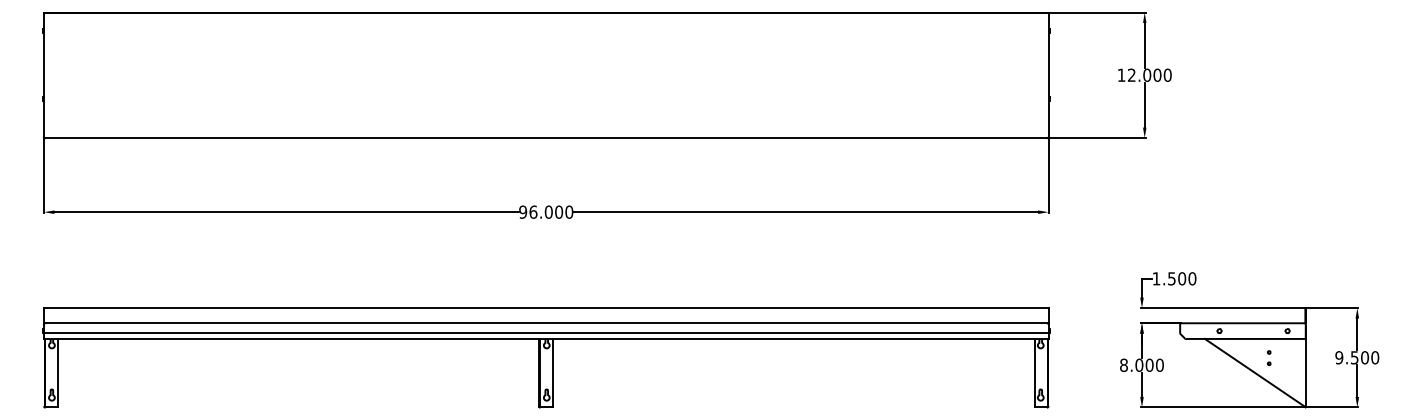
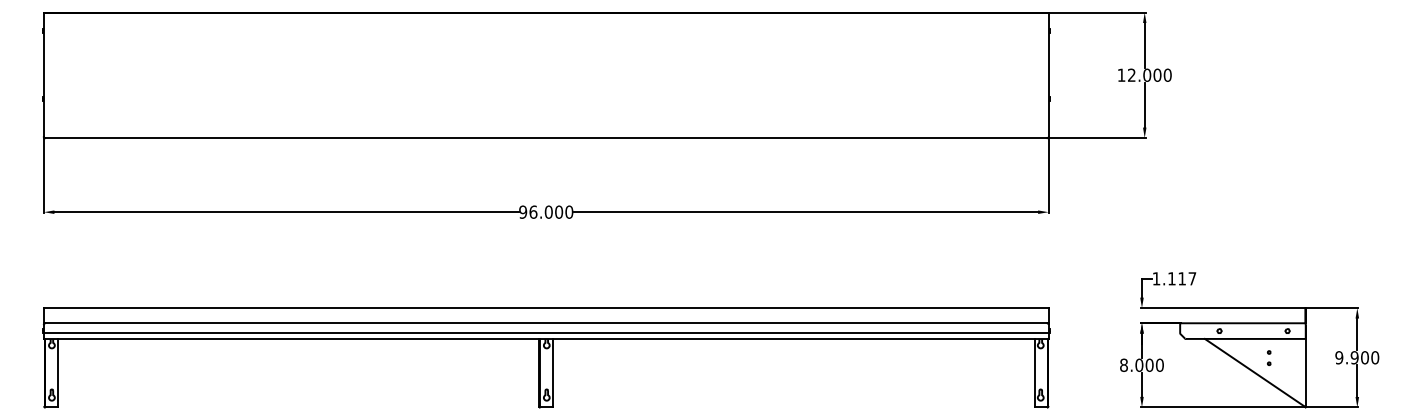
text: 1.500 -> 1.117 (1182, 278)
text: 9.500 -> 9.900 (1354, 357)
